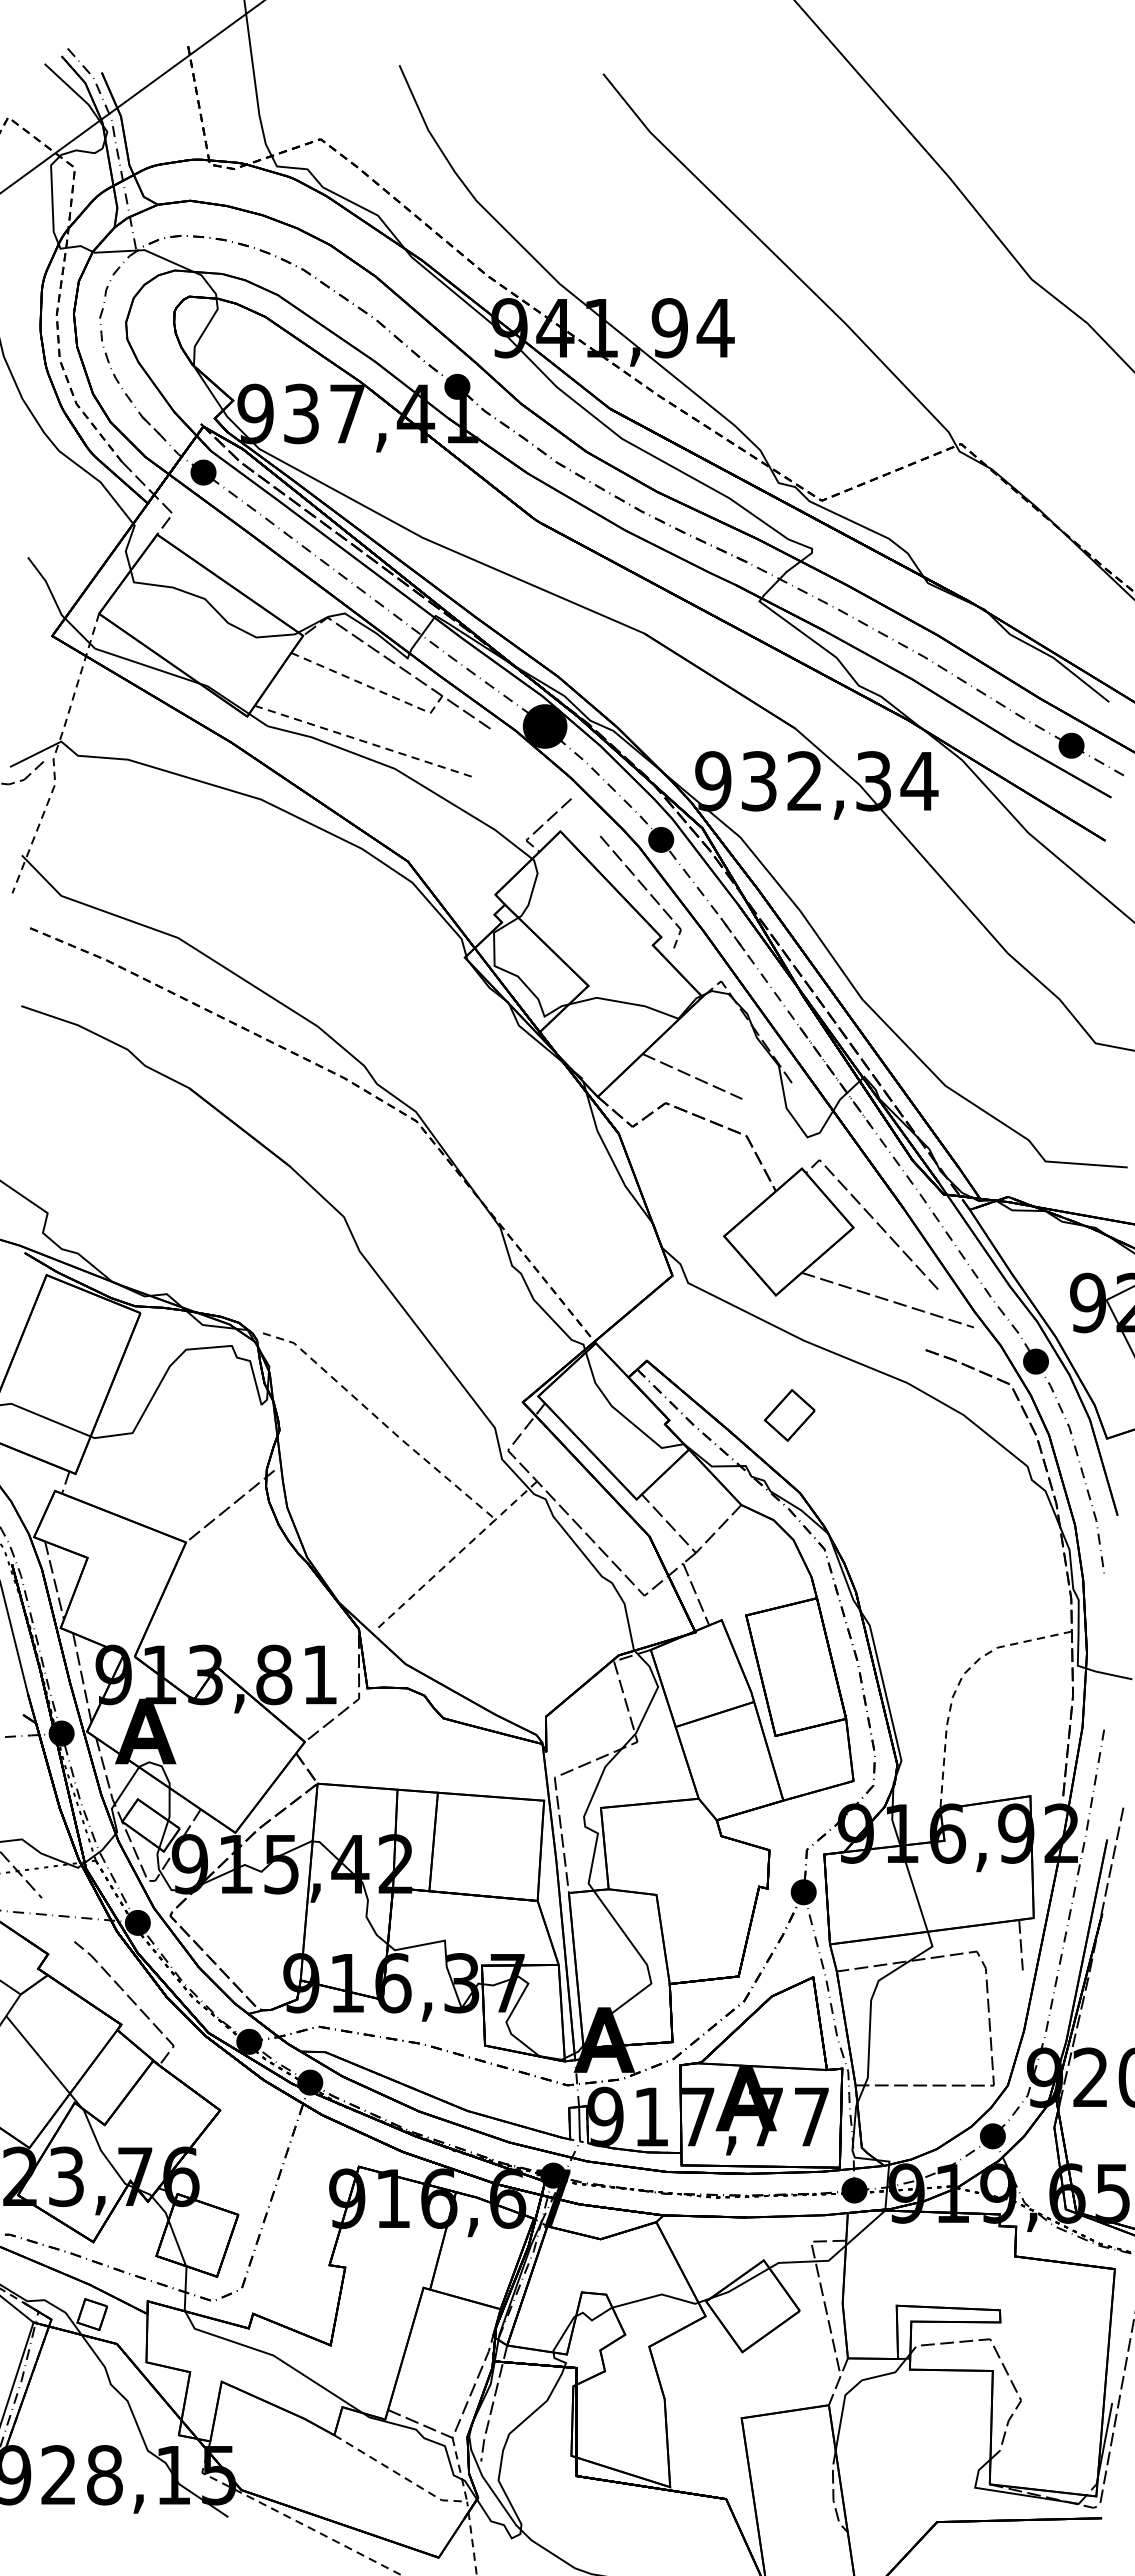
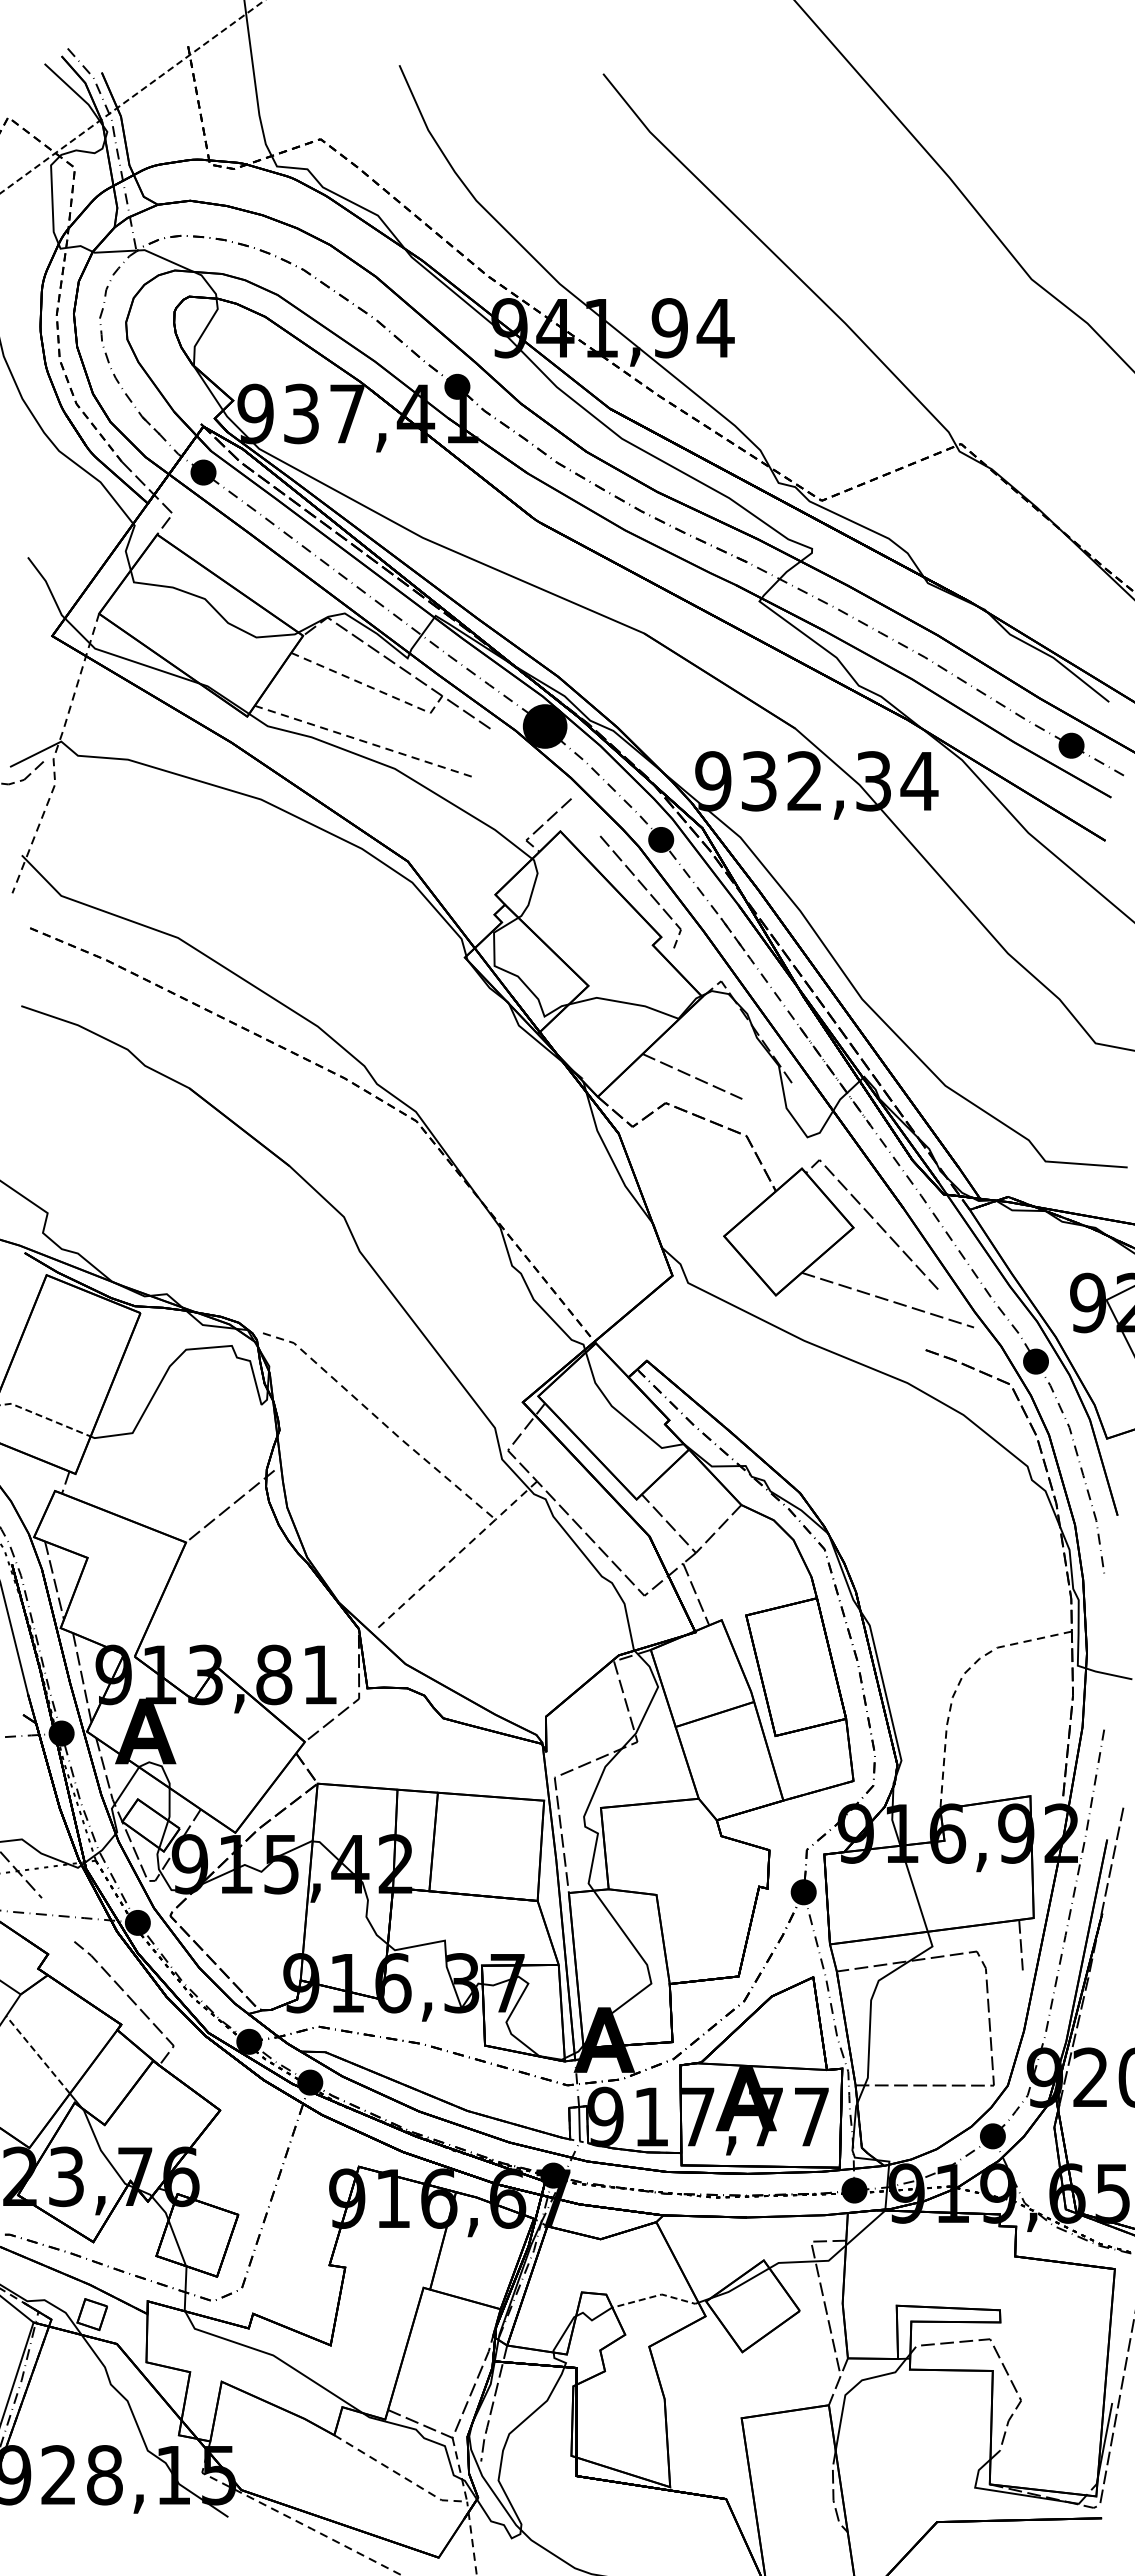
line: solid -> dashed (132, 96)
part: present -> none (789, 1415)
line: solid -> dashed (45, 1417)
line: solid -> dashed (37, 2054)
line: solid -> dashed (656, 2296)
